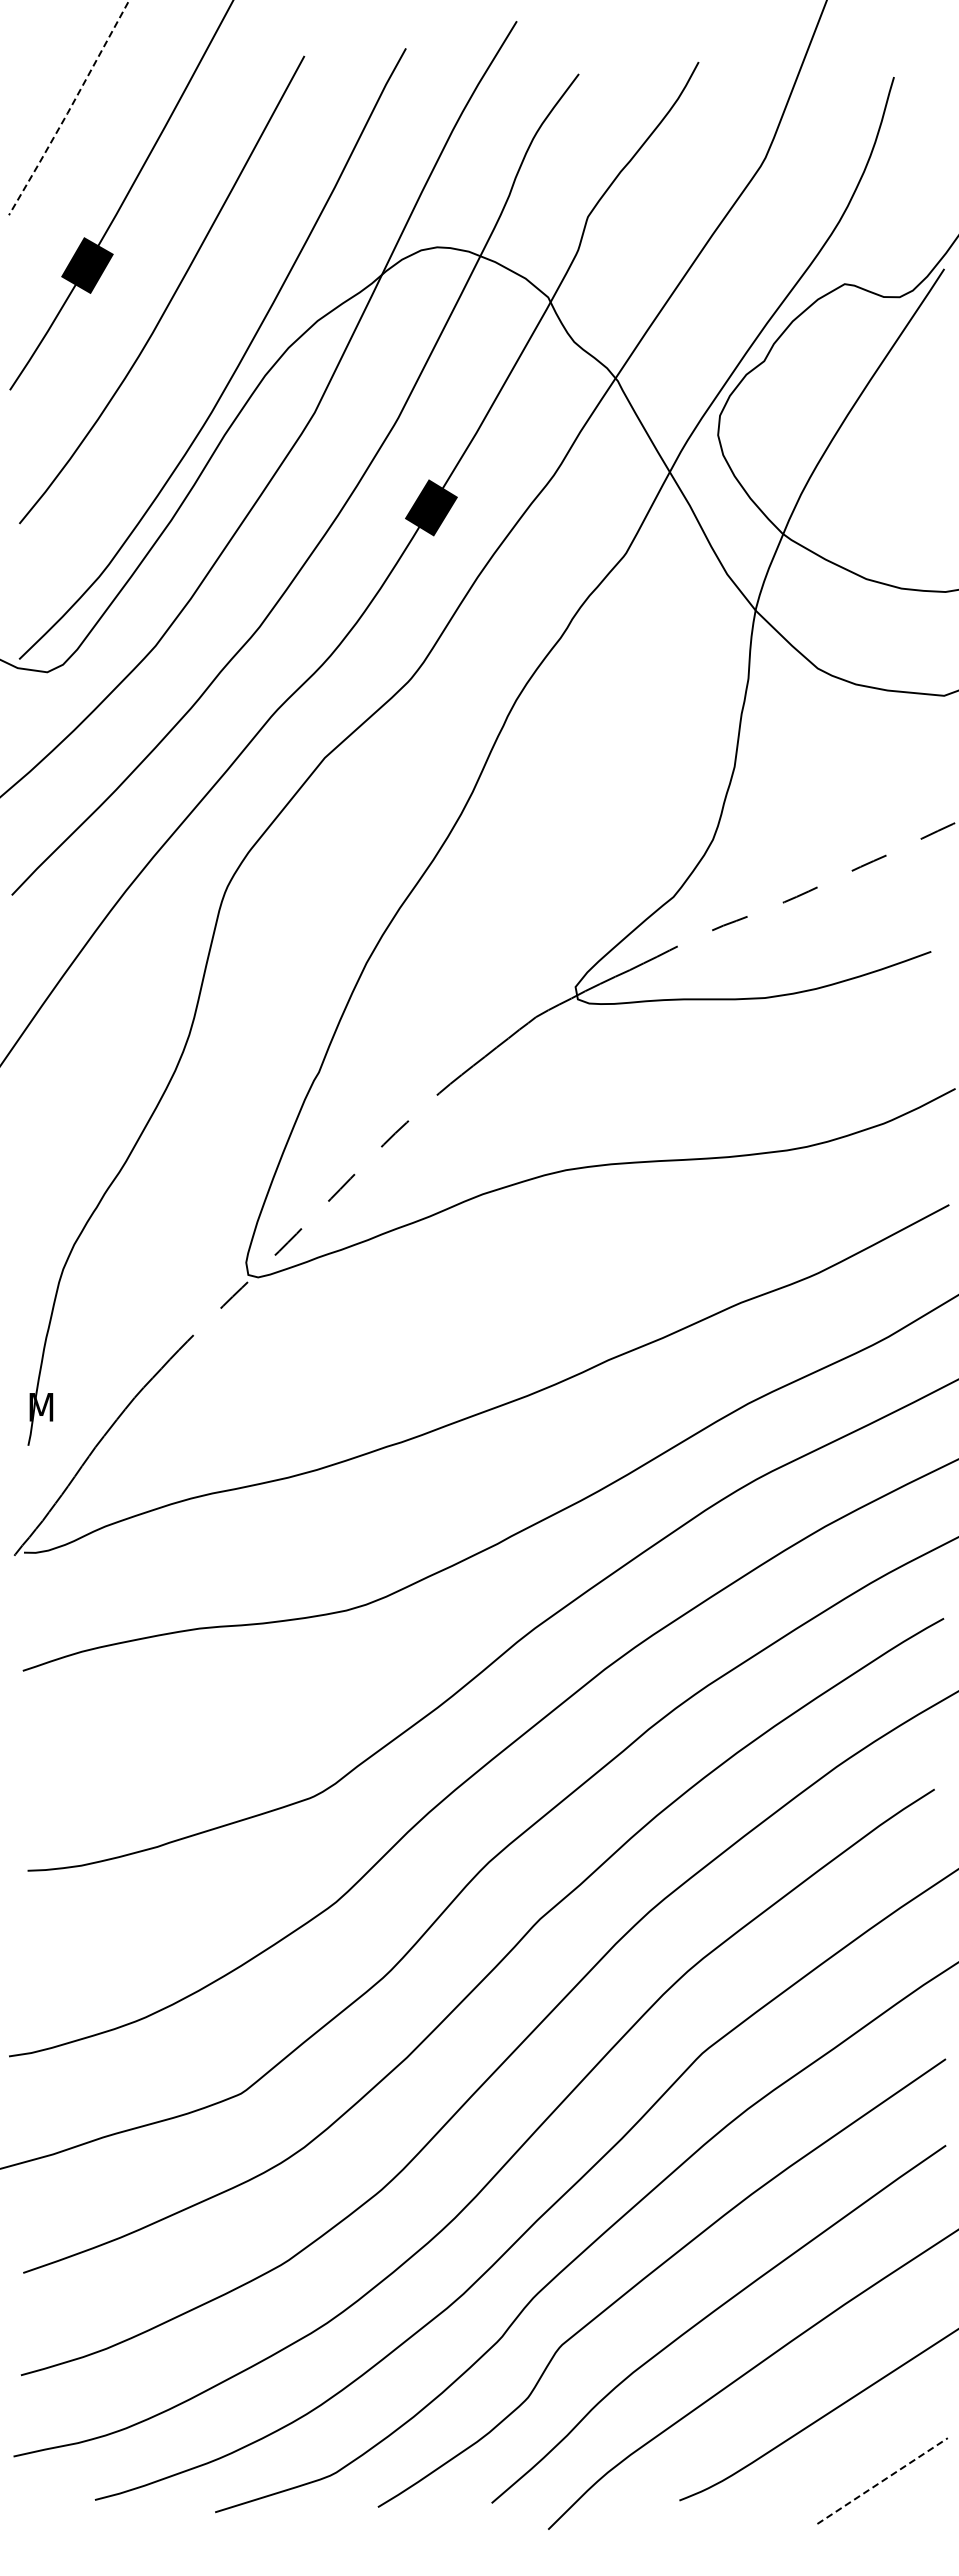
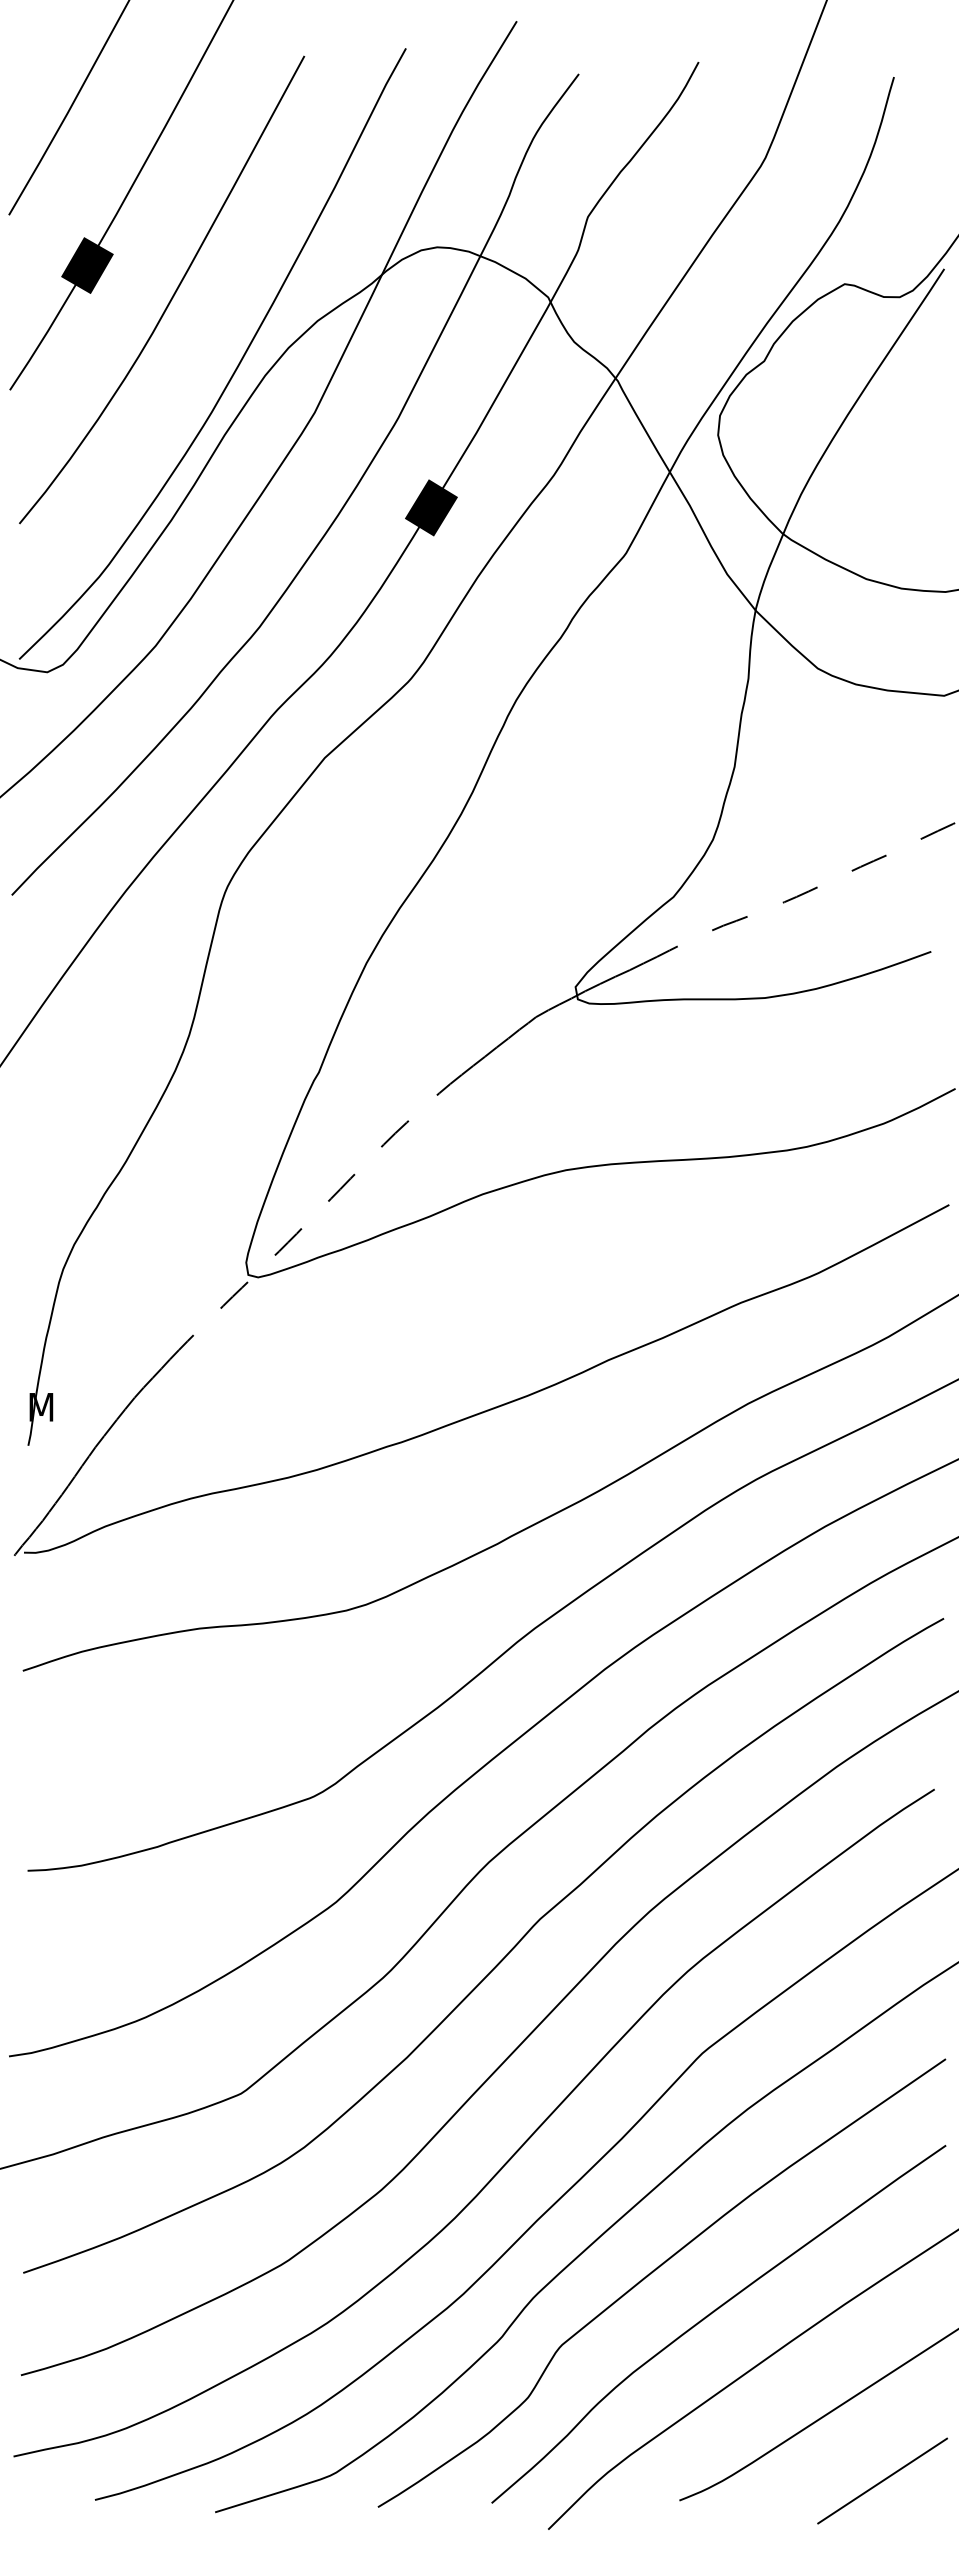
line: dashed -> solid (69, 109)
line: dashed -> solid (883, 2480)
